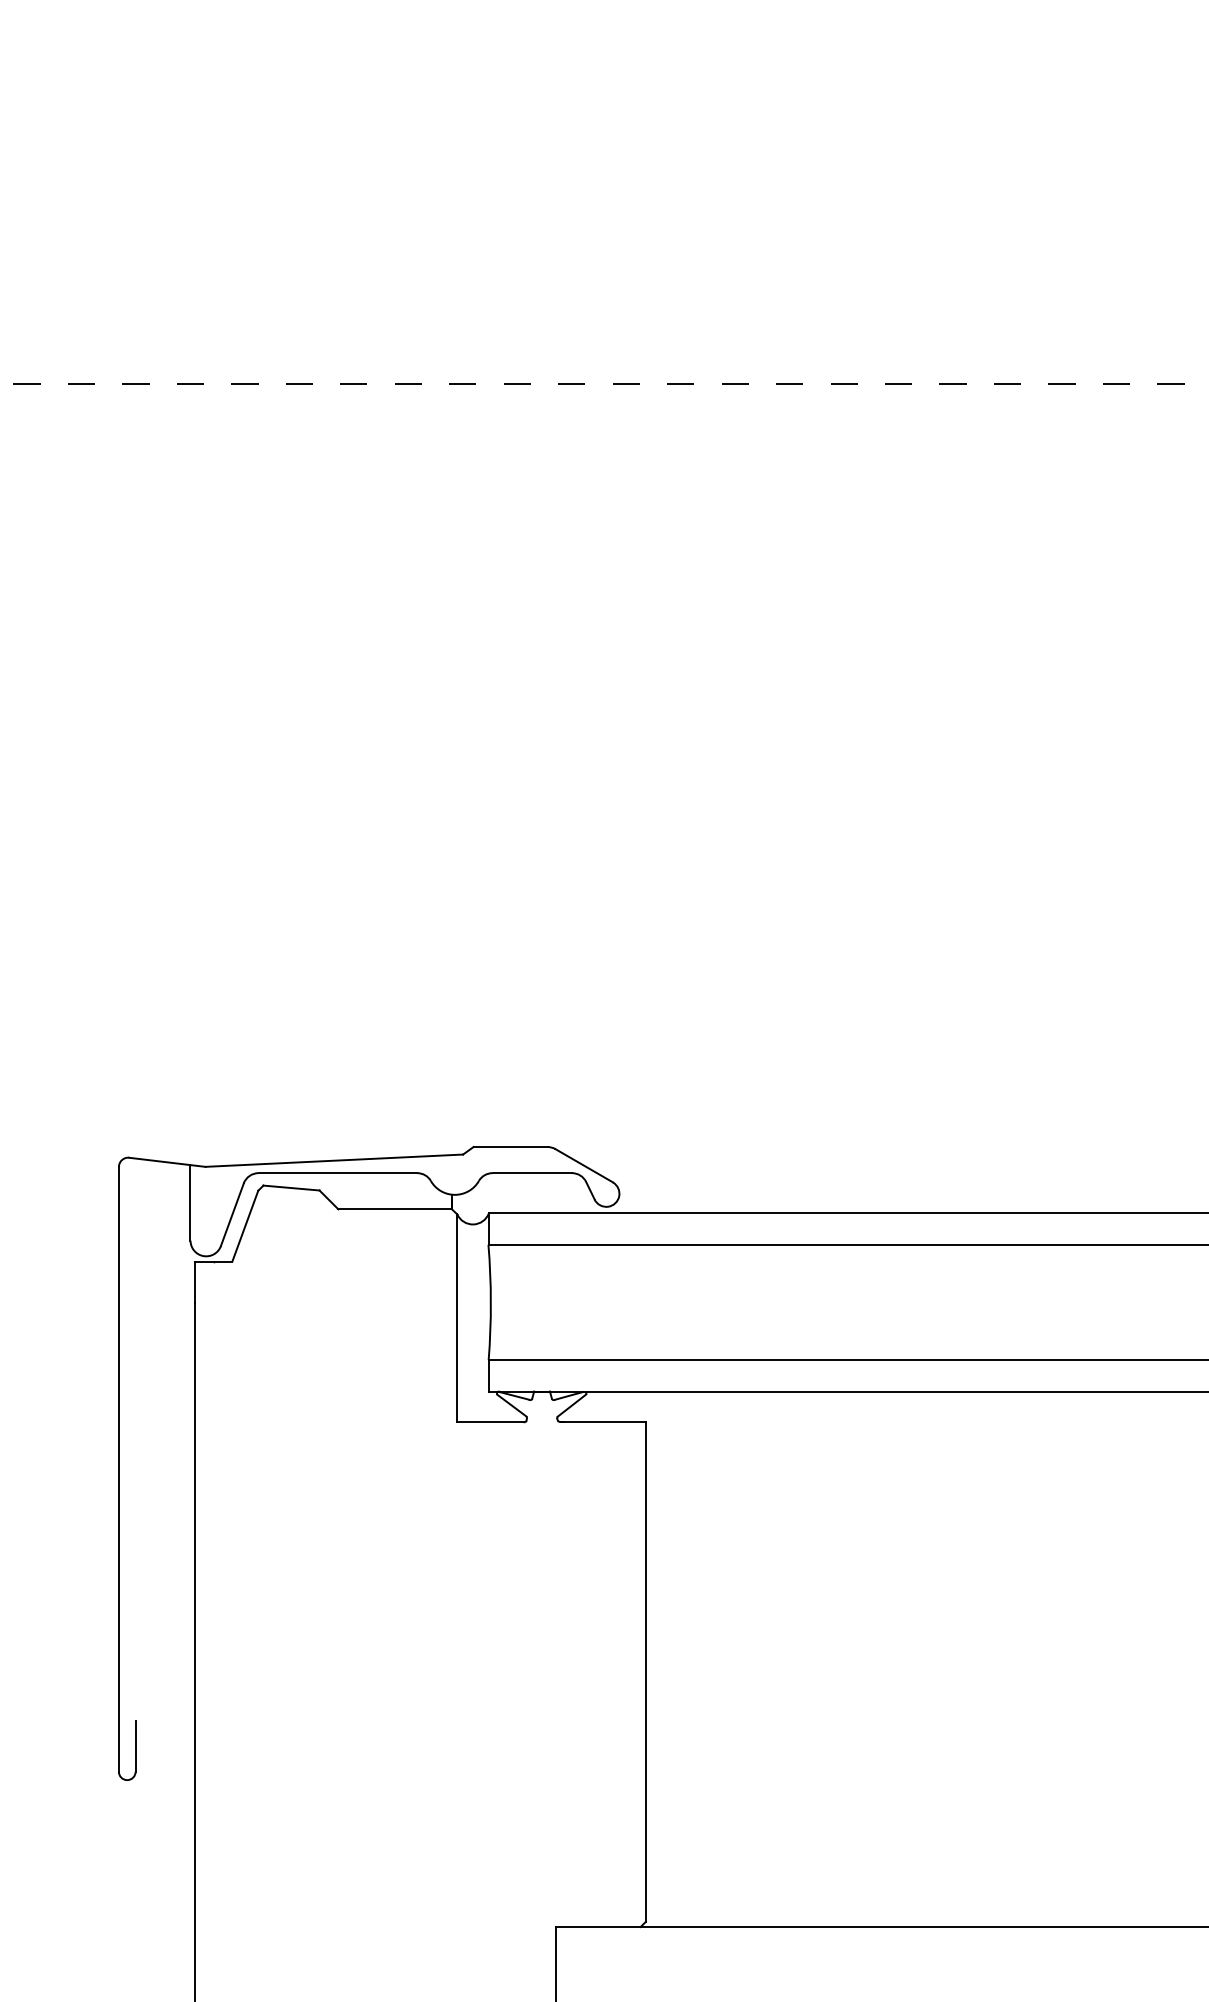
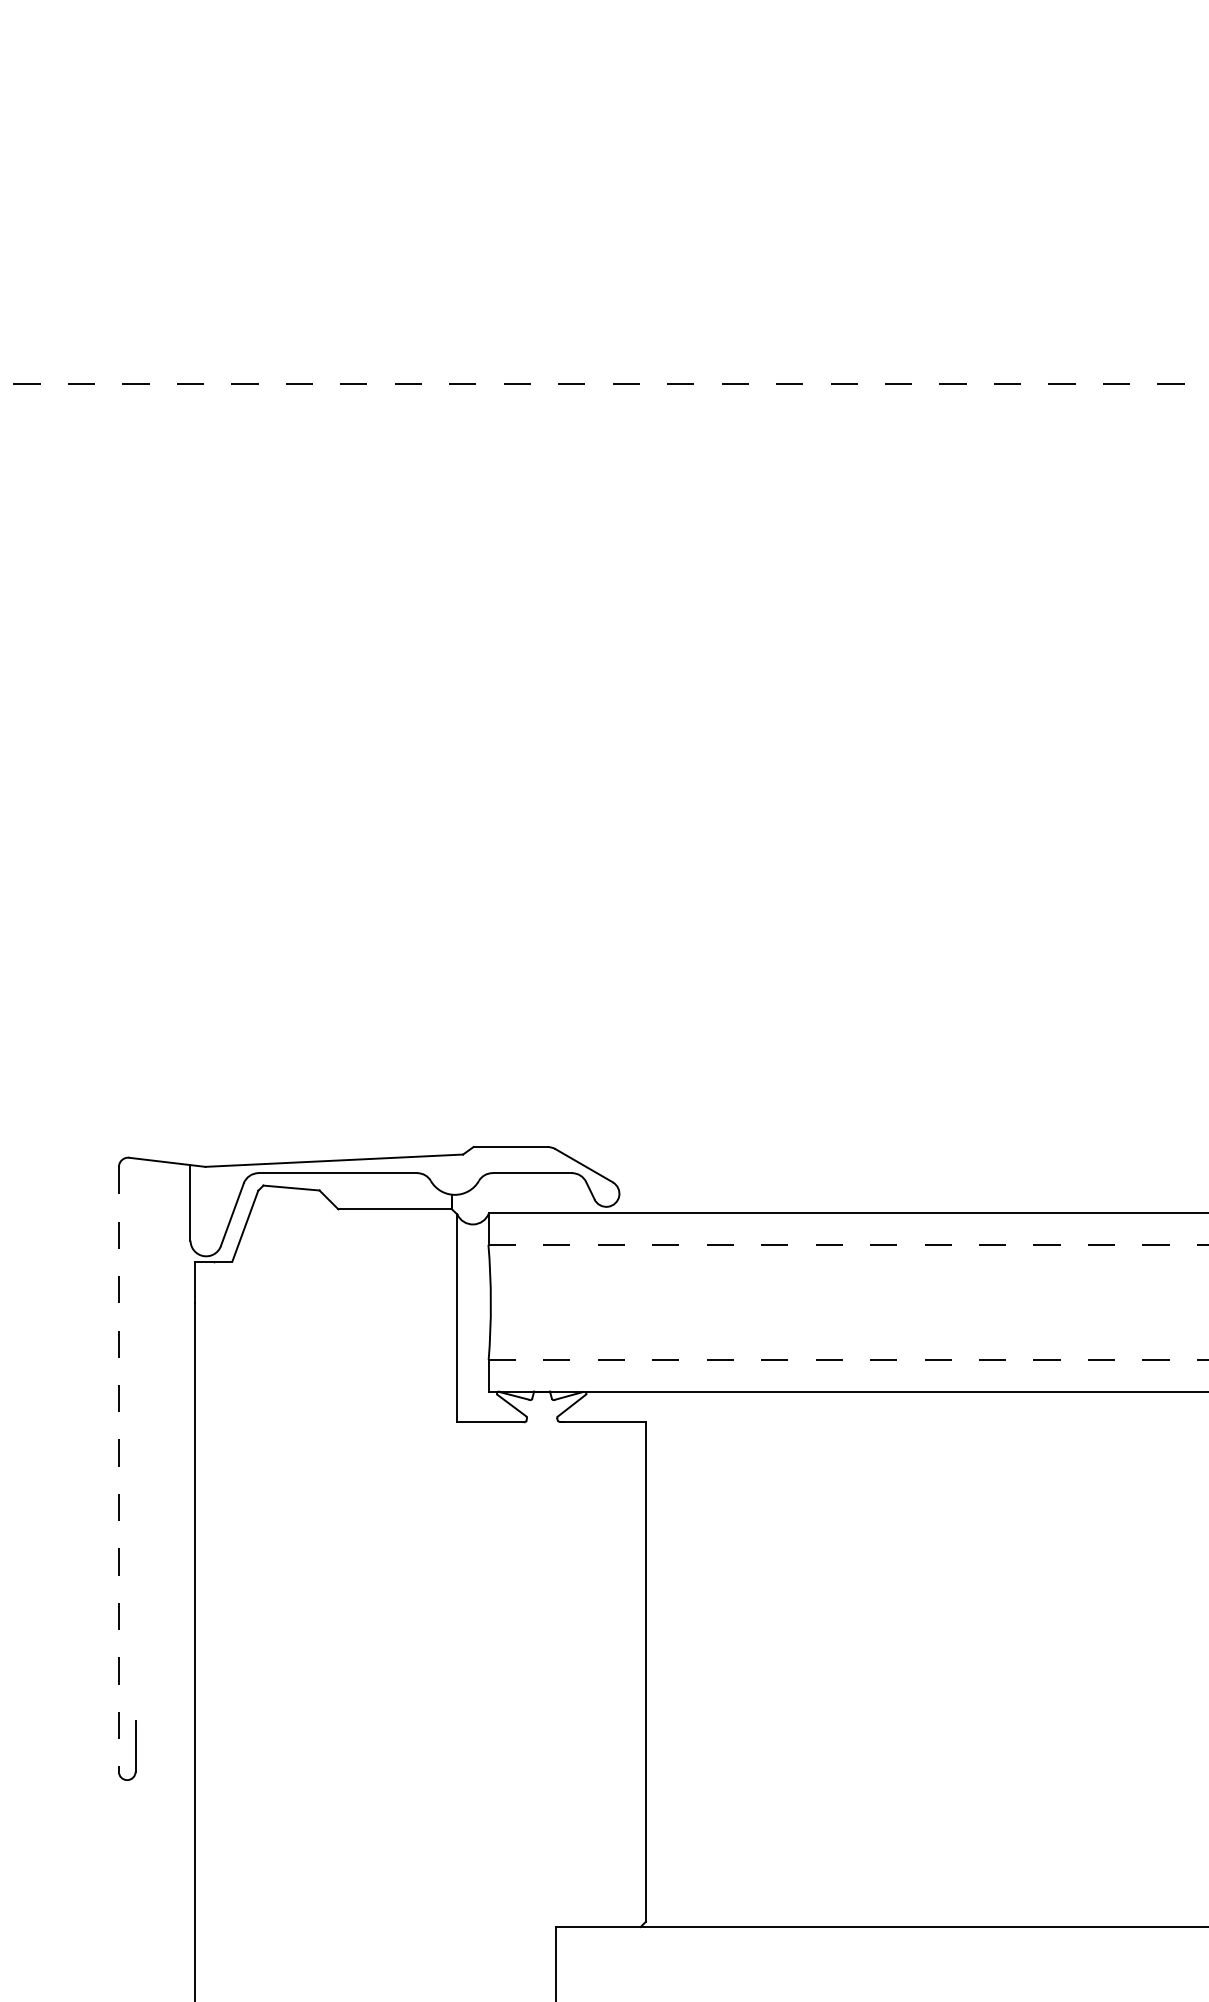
line: solid -> dashed (848, 1244)
line: solid -> dashed (848, 1360)
line: solid -> dashed (118, 1469)
